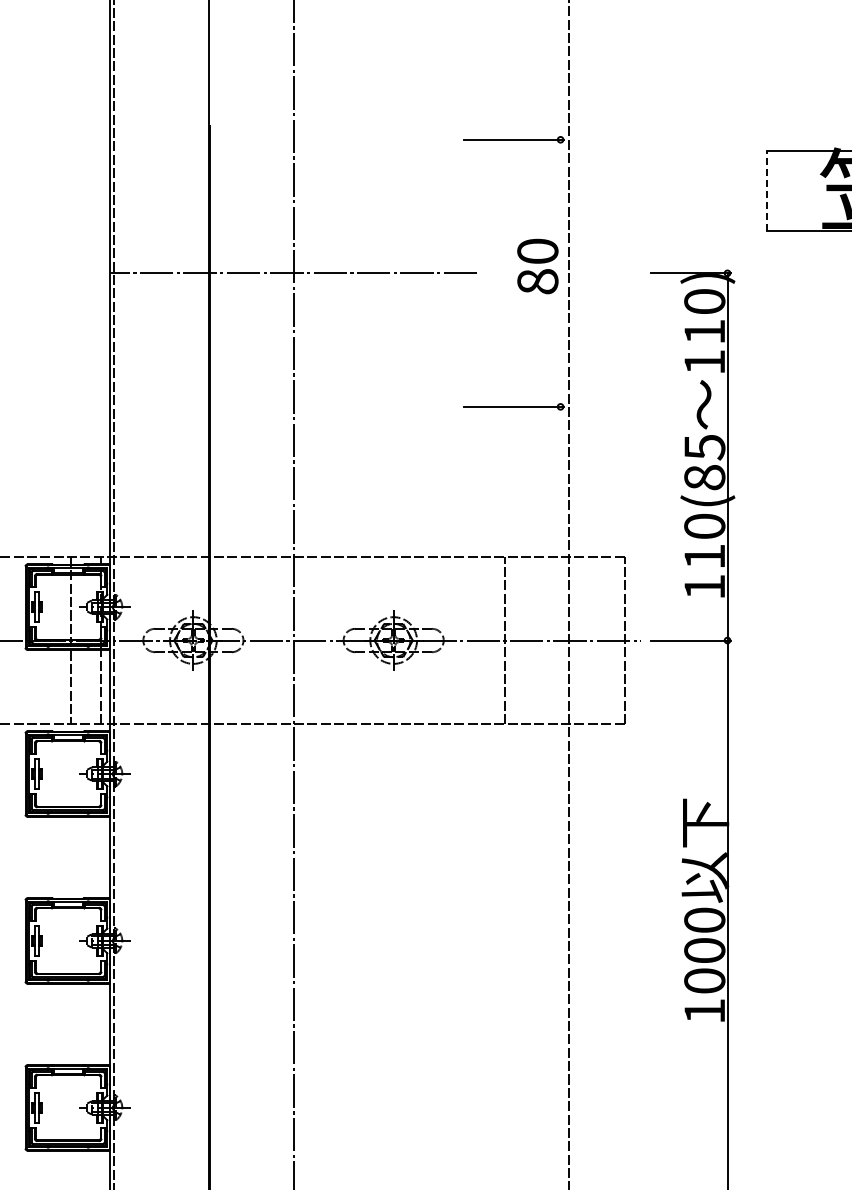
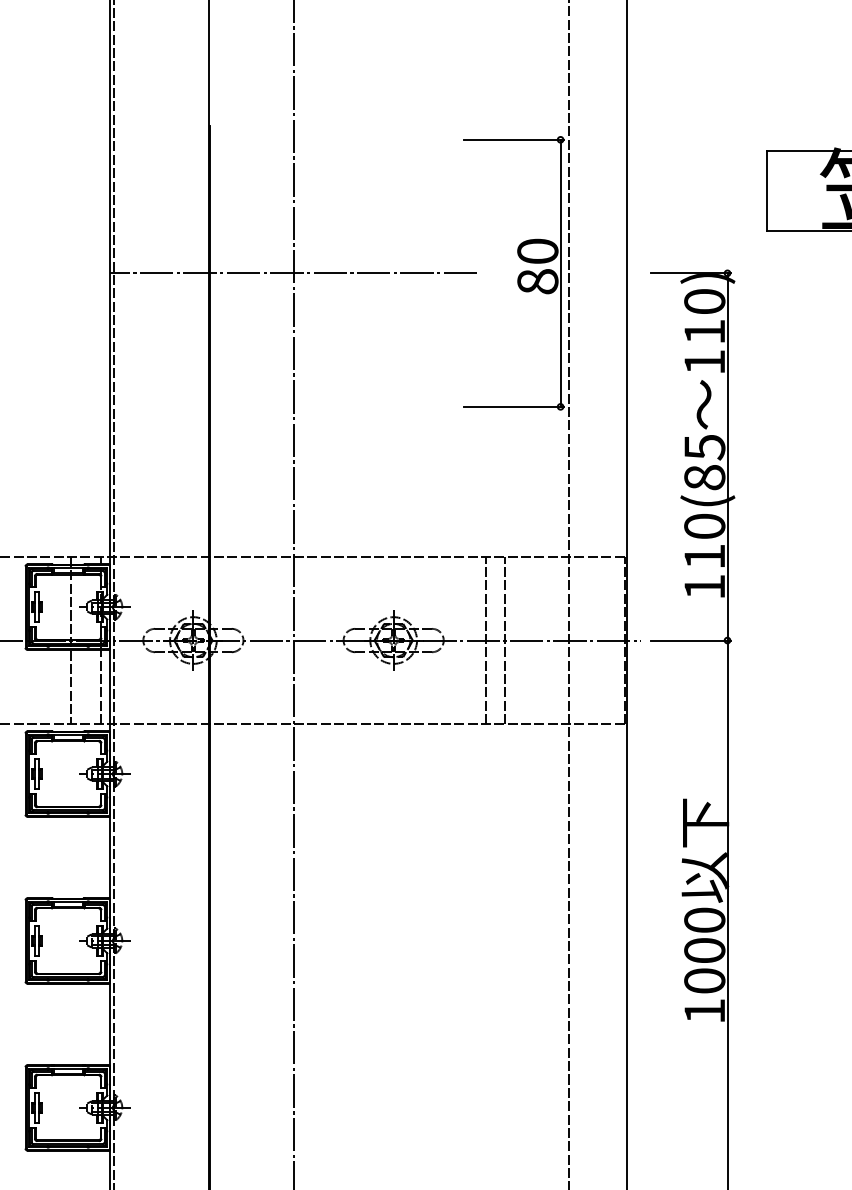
line: dashed -> solid (767, 190)
line: none -> present (560, 272)
line: none -> present (627, 594)
line: none -> present (485, 640)
